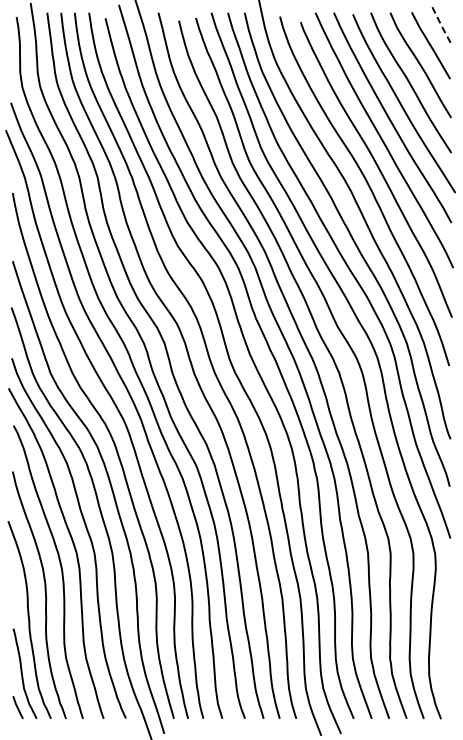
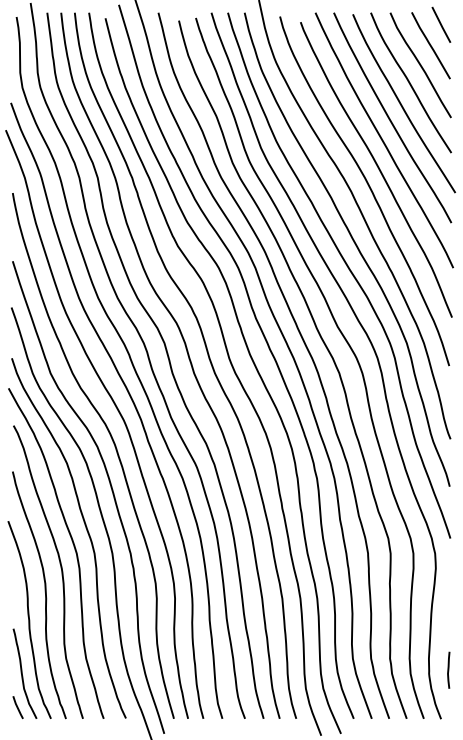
line: dashed -> solid (441, 25)
line: none -> present (448, 669)
